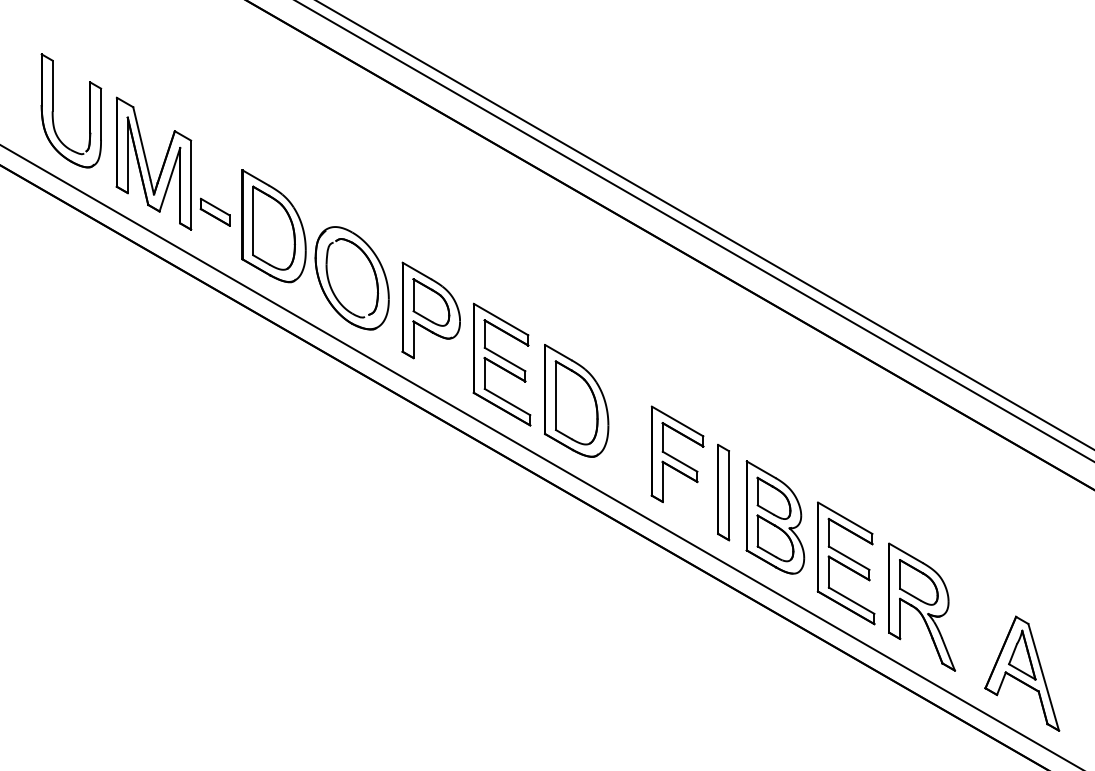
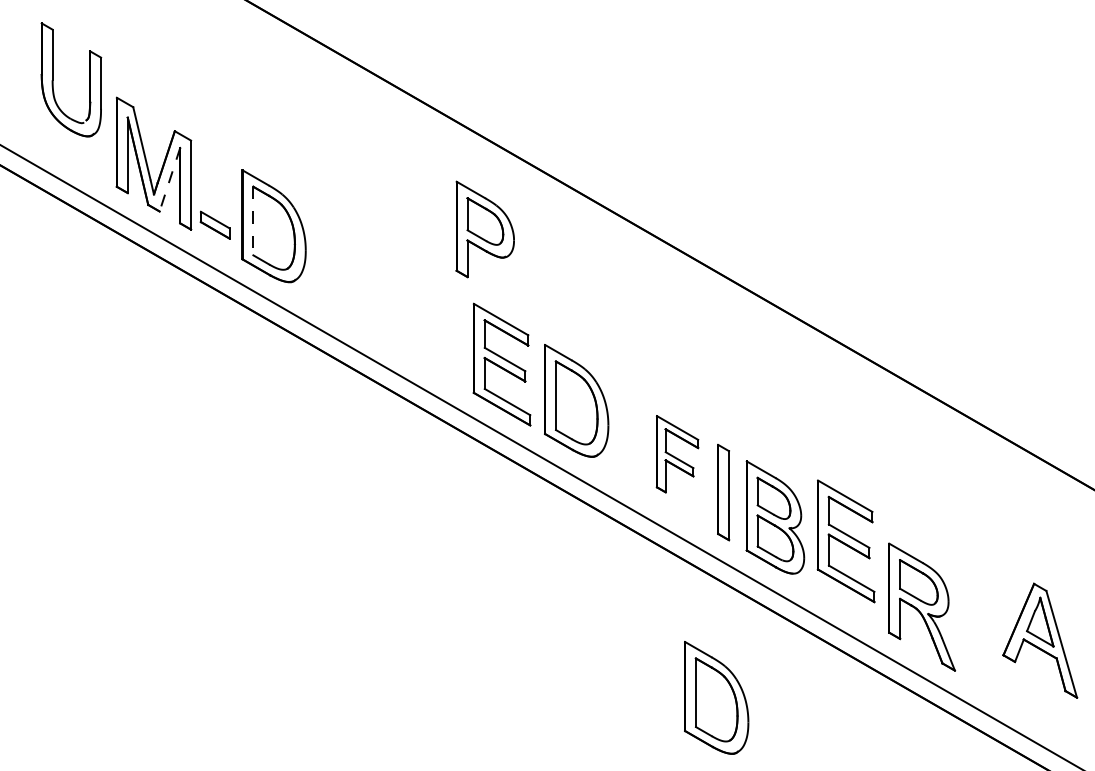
part position: (53, 110) -> (53, 79) (53, 79)
line: solid -> dashed (169, 180)
part position: (214, 211) -> (214, 224) (214, 224)
line: solid -> dashed (253, 221)
line: present -> none (705, 225)
line: present -> none (694, 231)
part: present -> none (351, 278)
part position: (430, 310) -> (484, 229) (484, 229)
part size: 55x98 px -> 45x79 px (677, 454)
part position: (845, 563) -> (845, 541) (845, 541)
part position: (1022, 673) -> (1040, 640) (1040, 640)
part: none -> present (716, 697)
